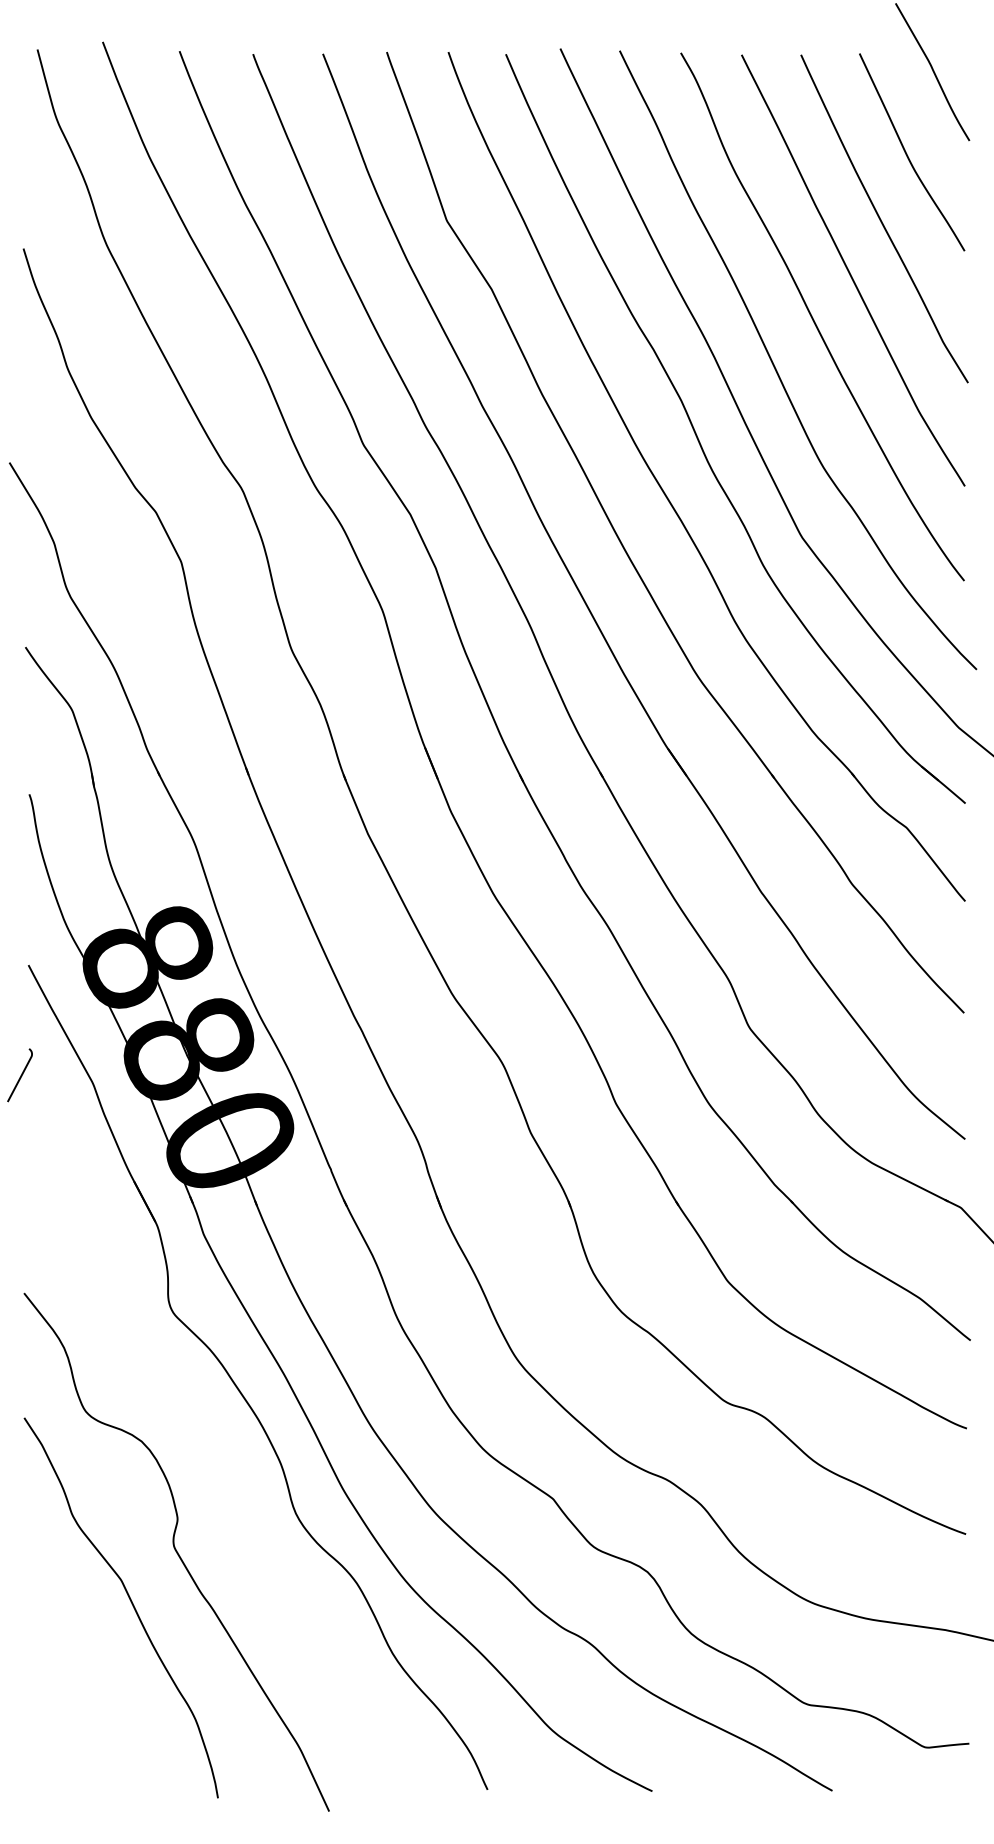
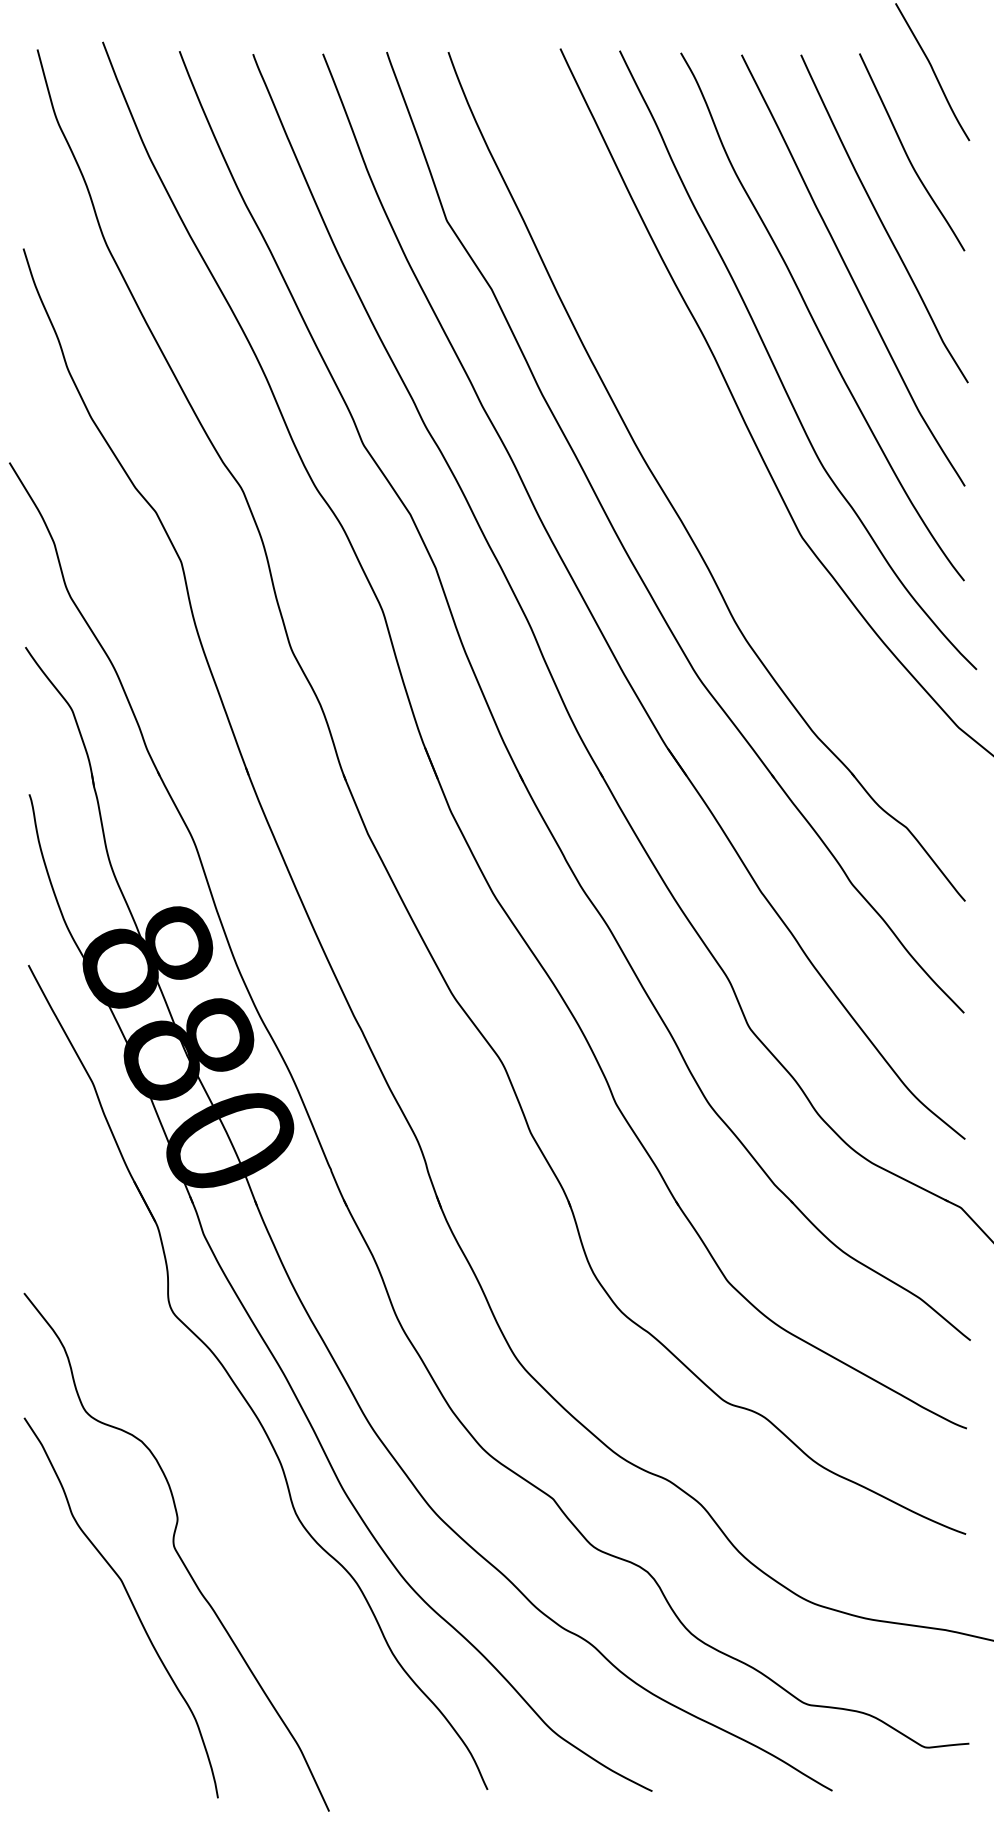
part: present -> none (701, 444)
curve: present -> none (20, 1075)
